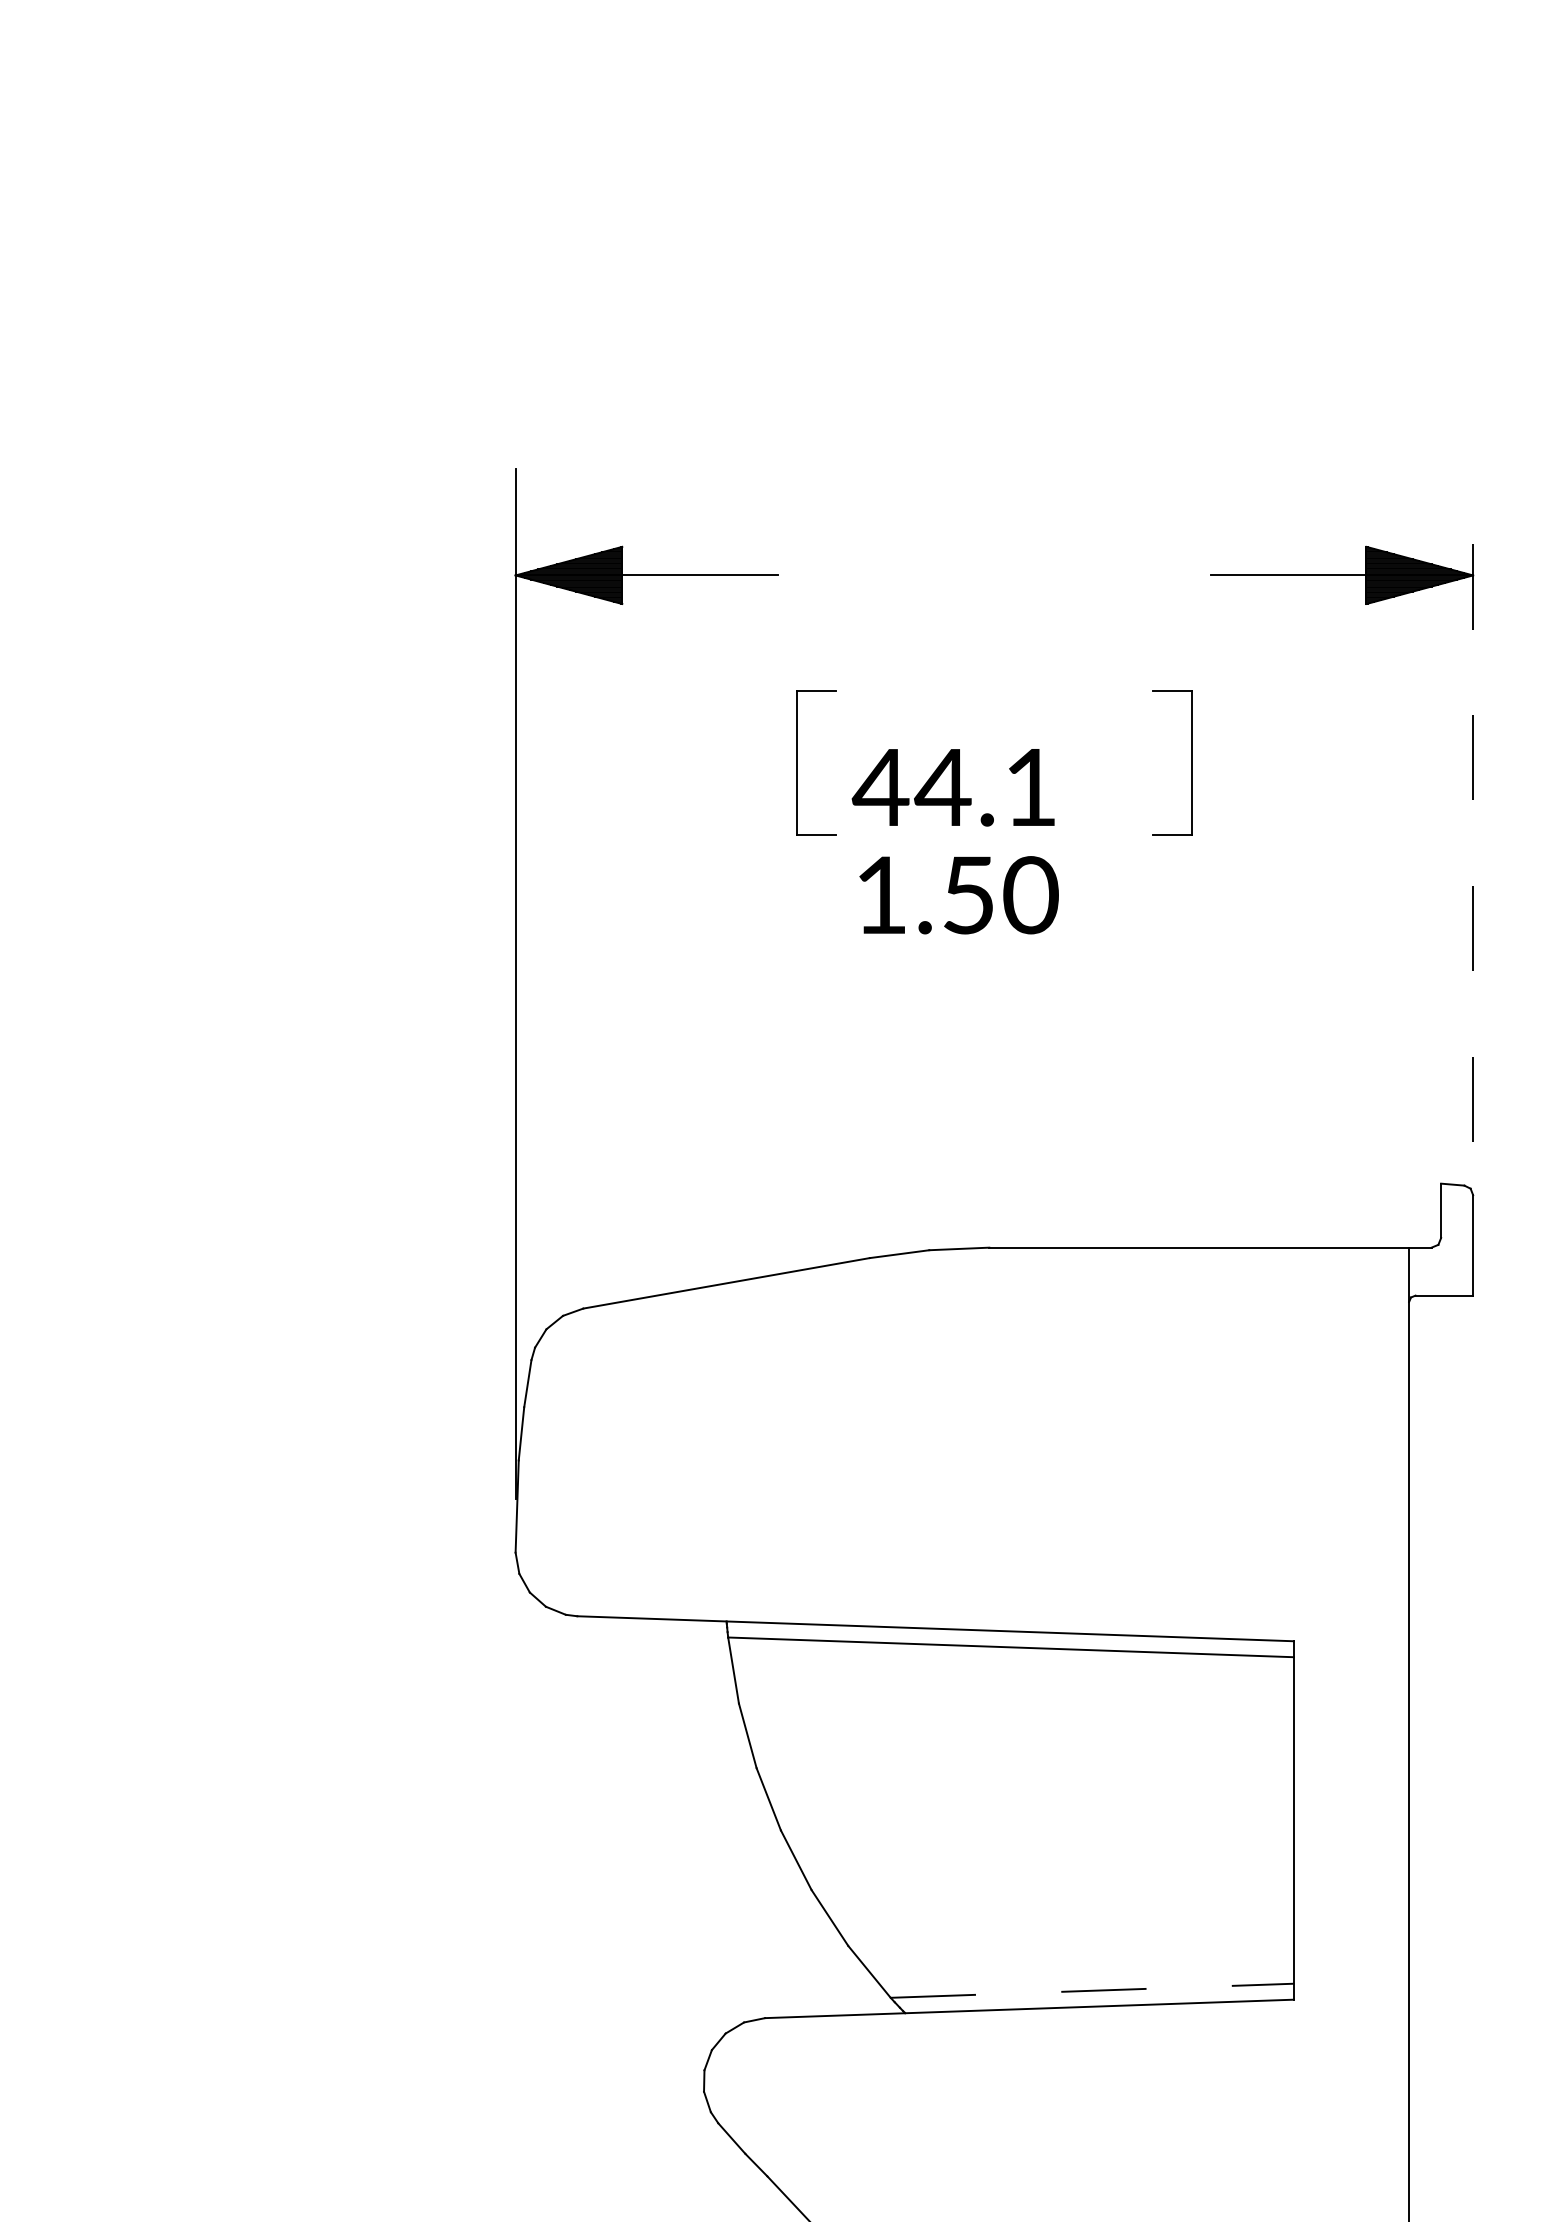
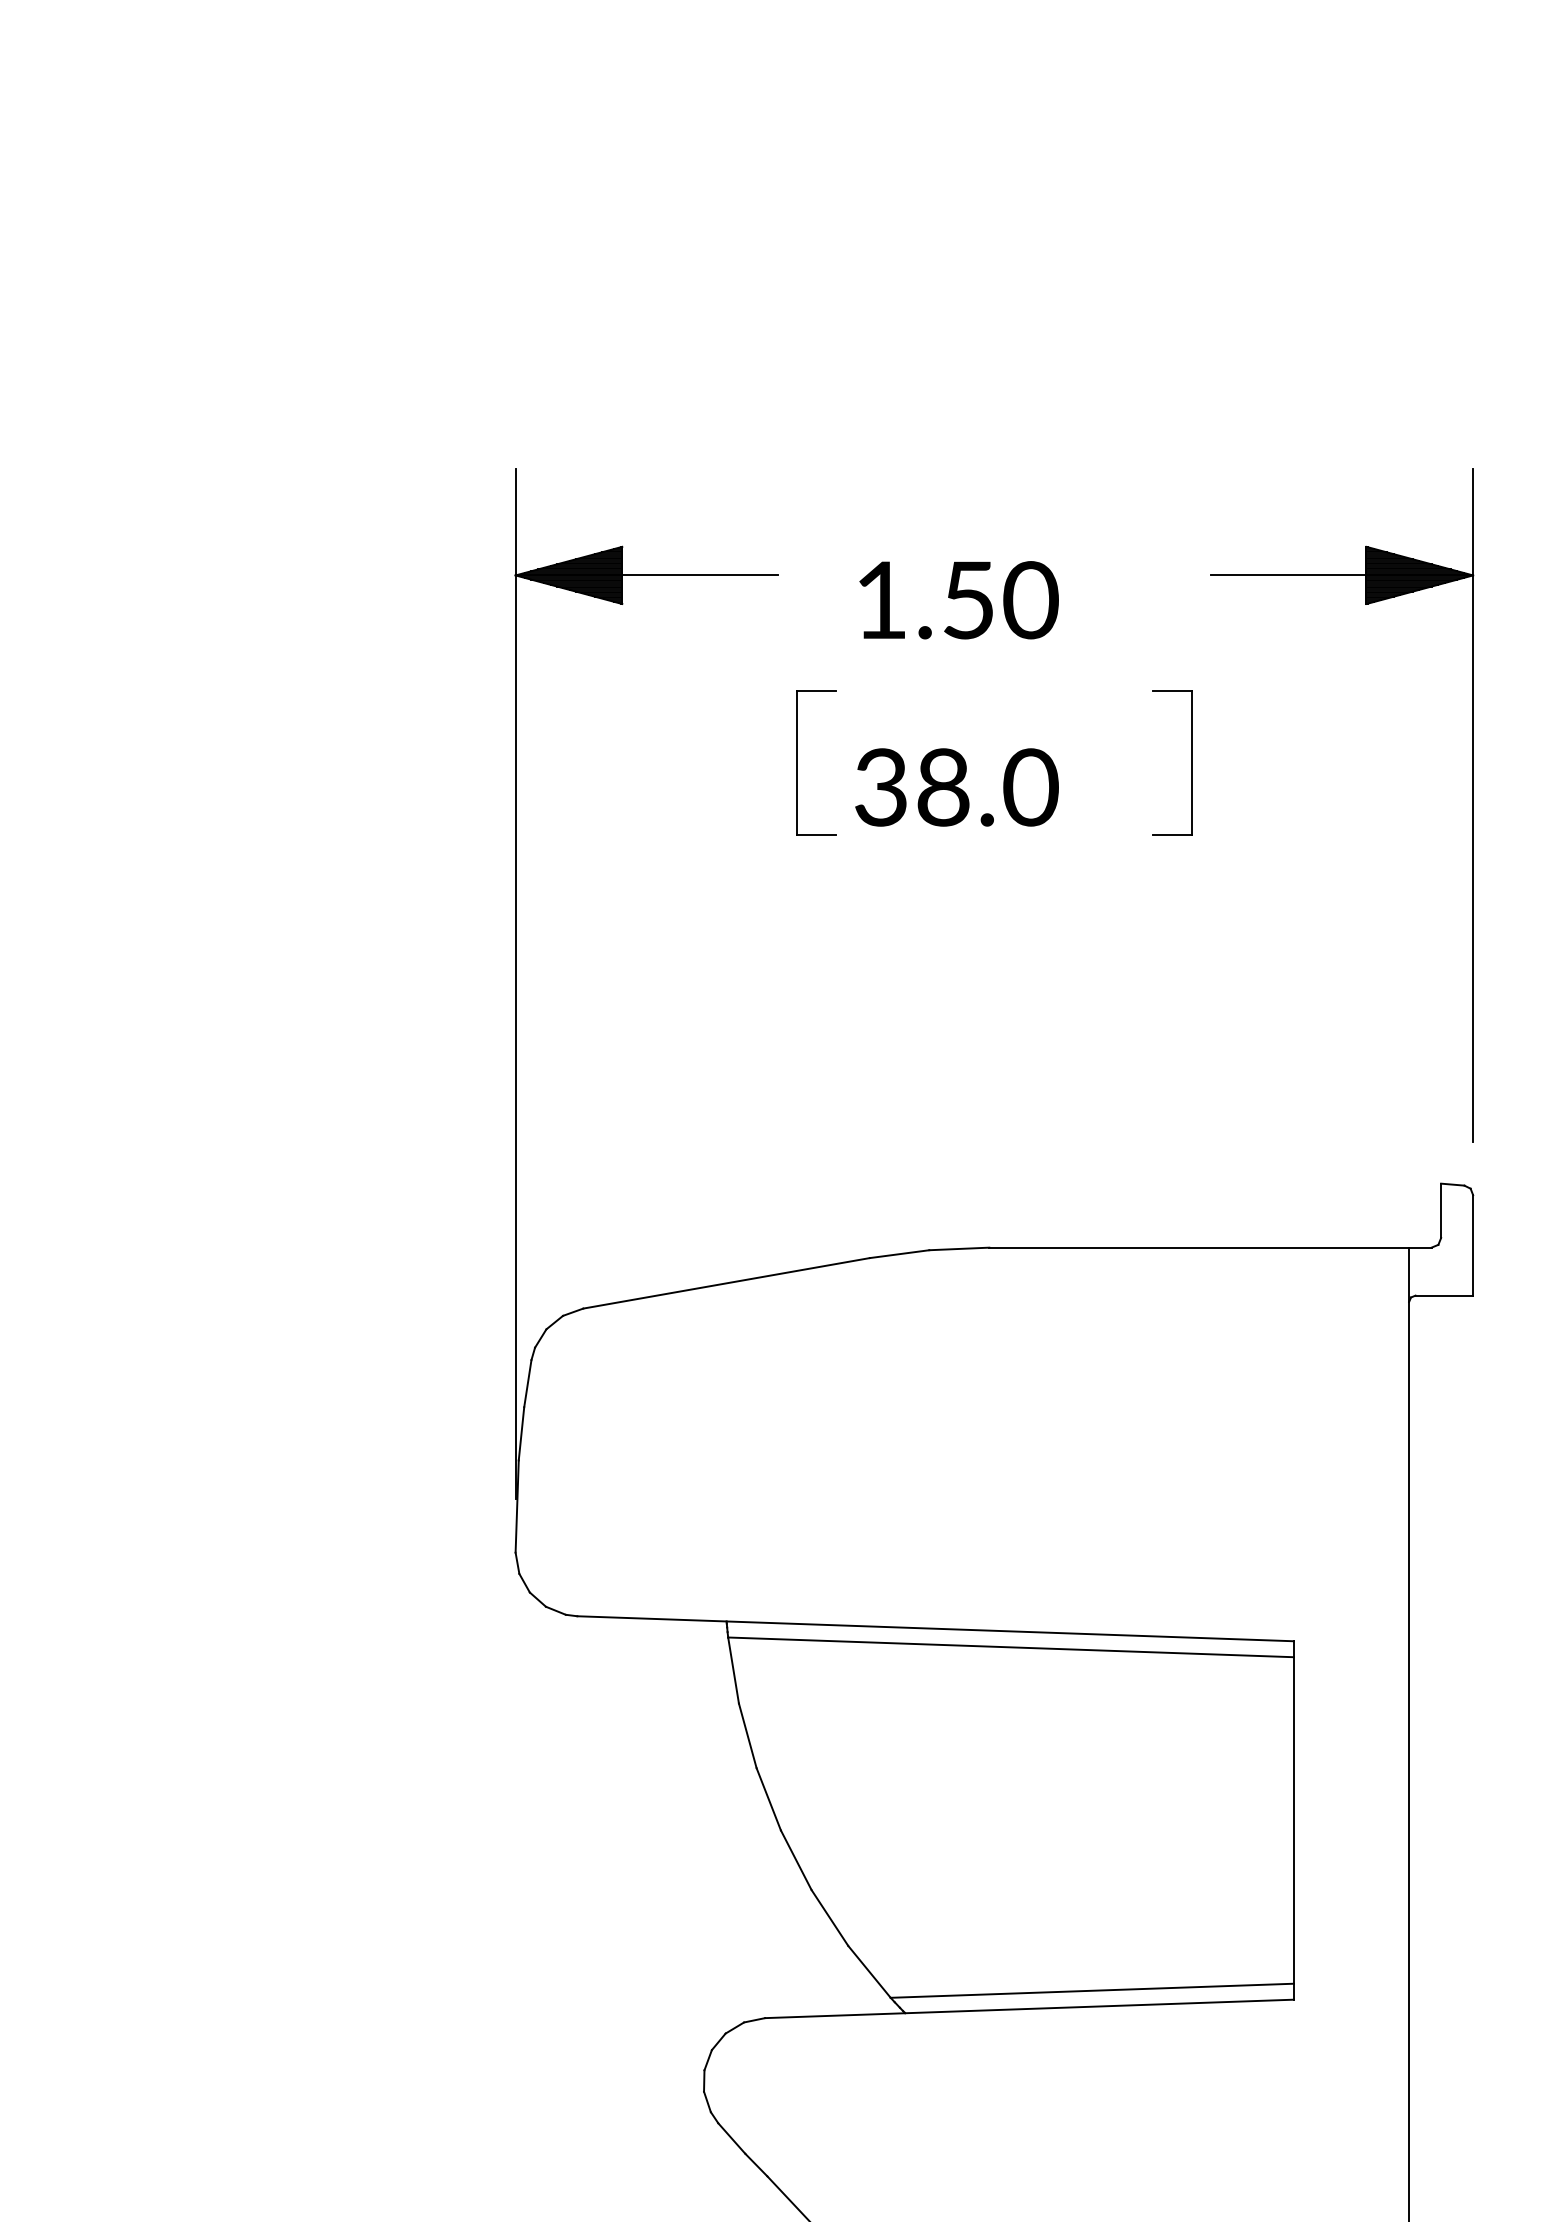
text: 44.1 -> 38.0 (954, 787)
line: dashed -> solid (1473, 805)
text position: (958, 895) -> (958, 600) (958, 600)
line: dashed -> solid (1092, 1990)
